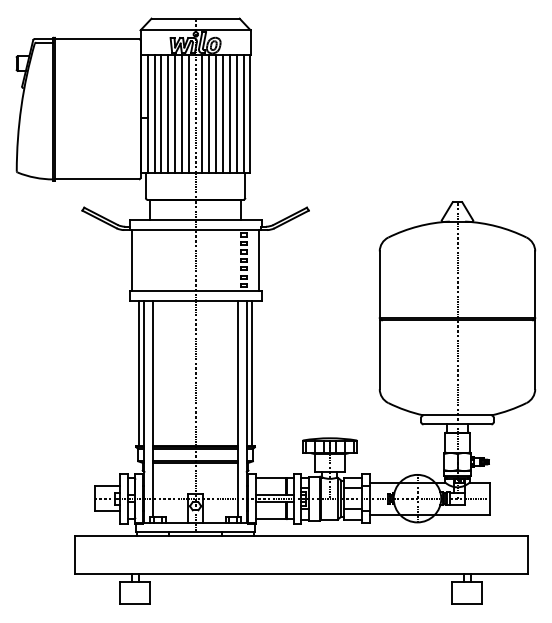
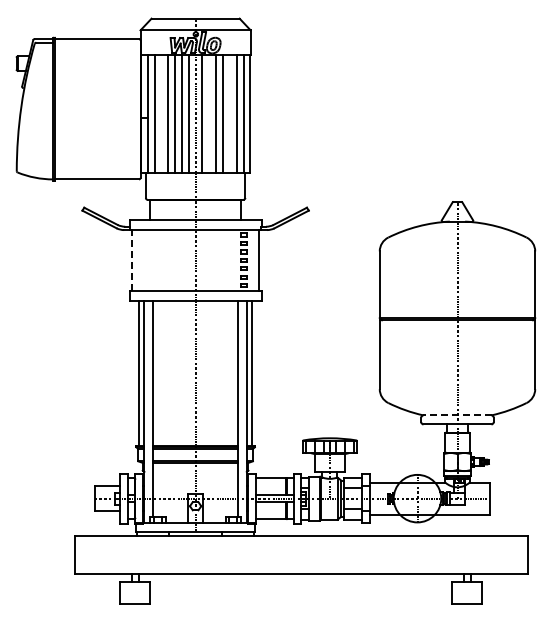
line: present -> none (161, 113)
line: present -> none (209, 113)
line: present -> none (229, 113)
line: solid -> dashed (131, 259)
line: solid -> dashed (457, 415)
